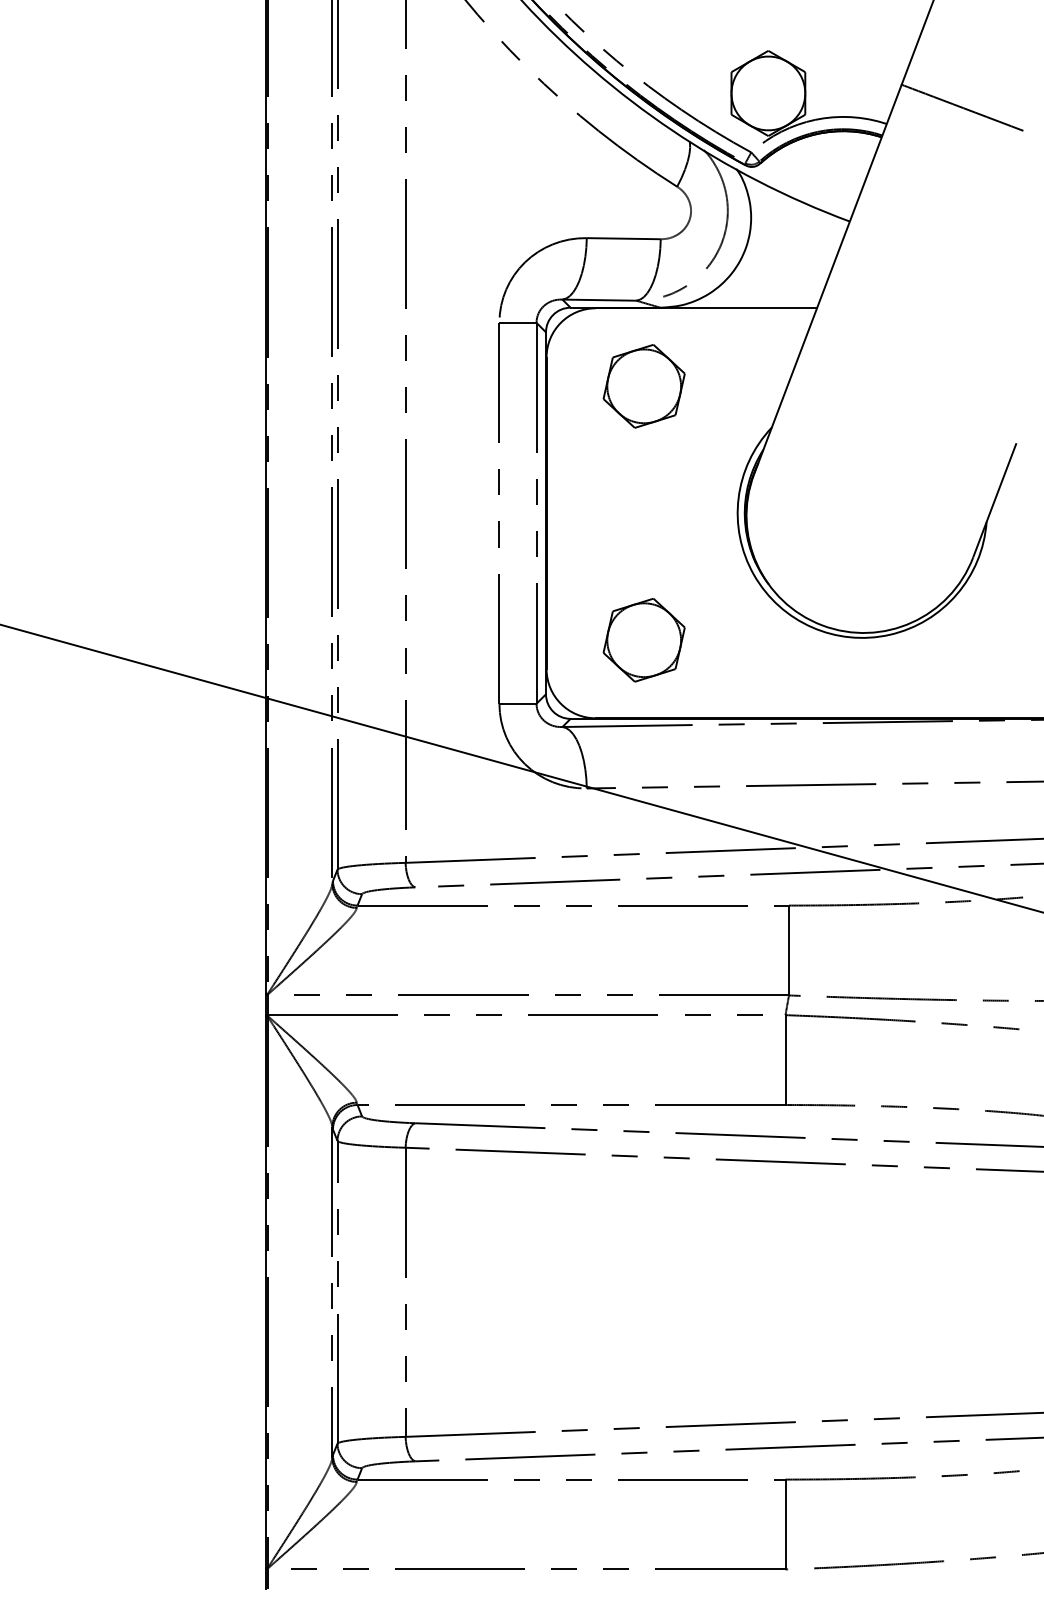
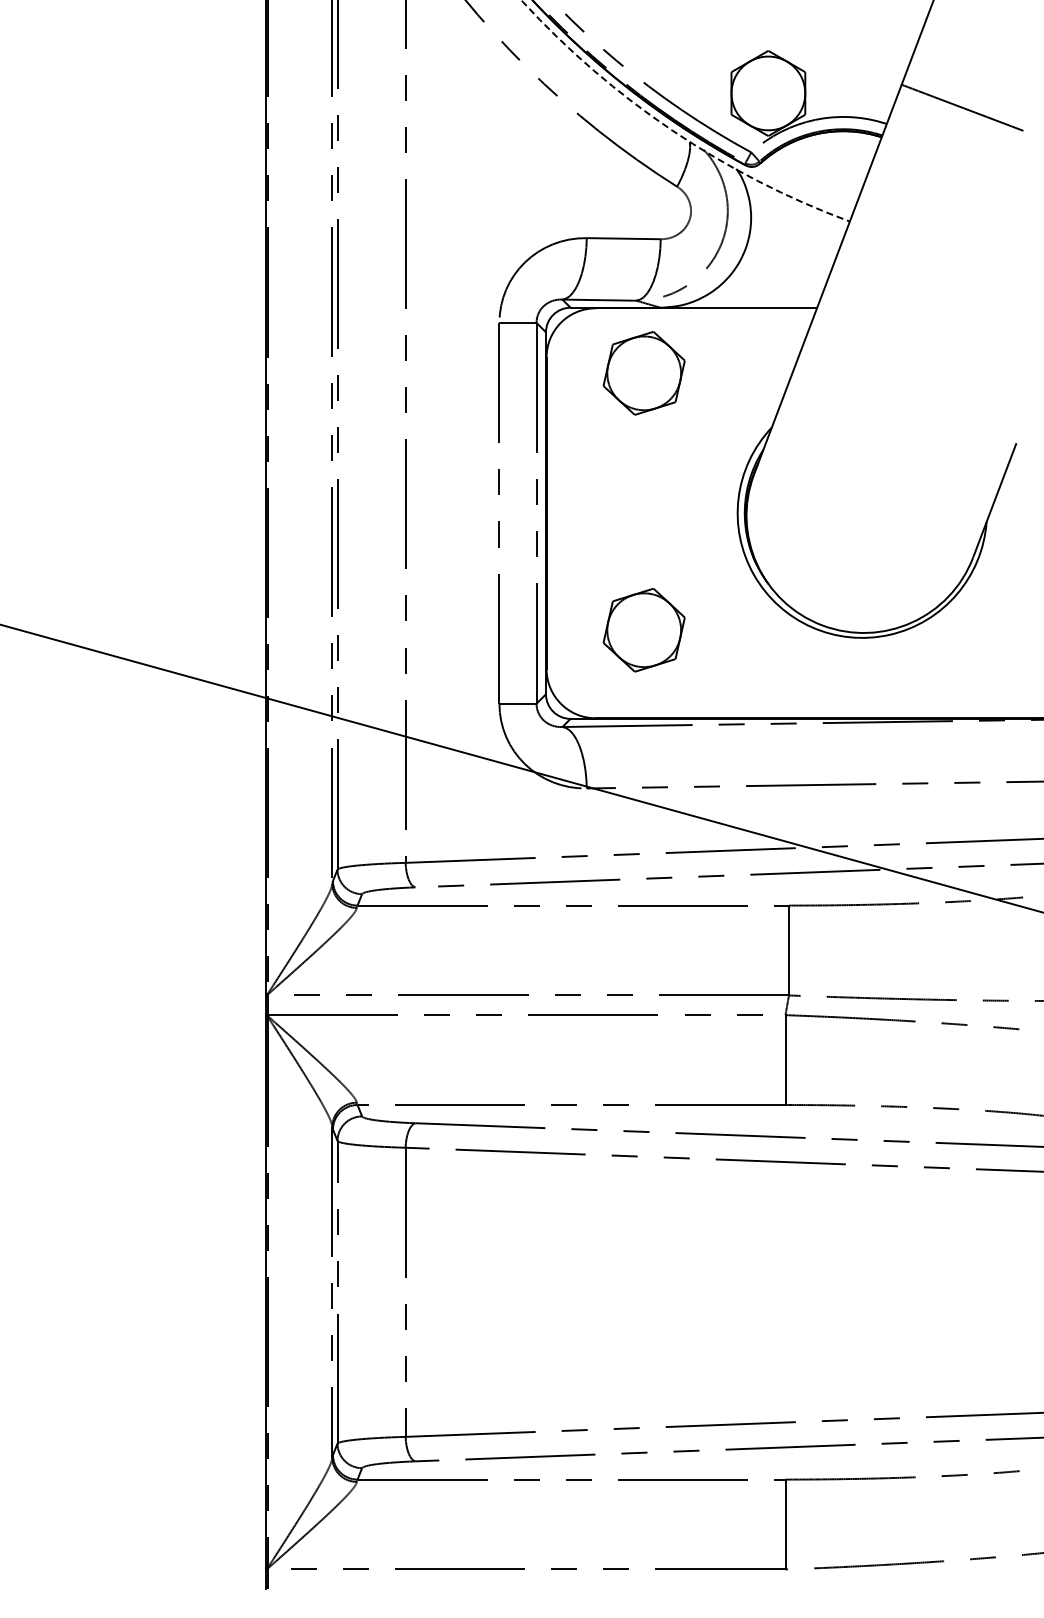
arc: solid -> dashed (672, 130)
part position: (643, 386) -> (643, 373) (643, 373)
part position: (643, 640) -> (643, 630) (643, 630)
